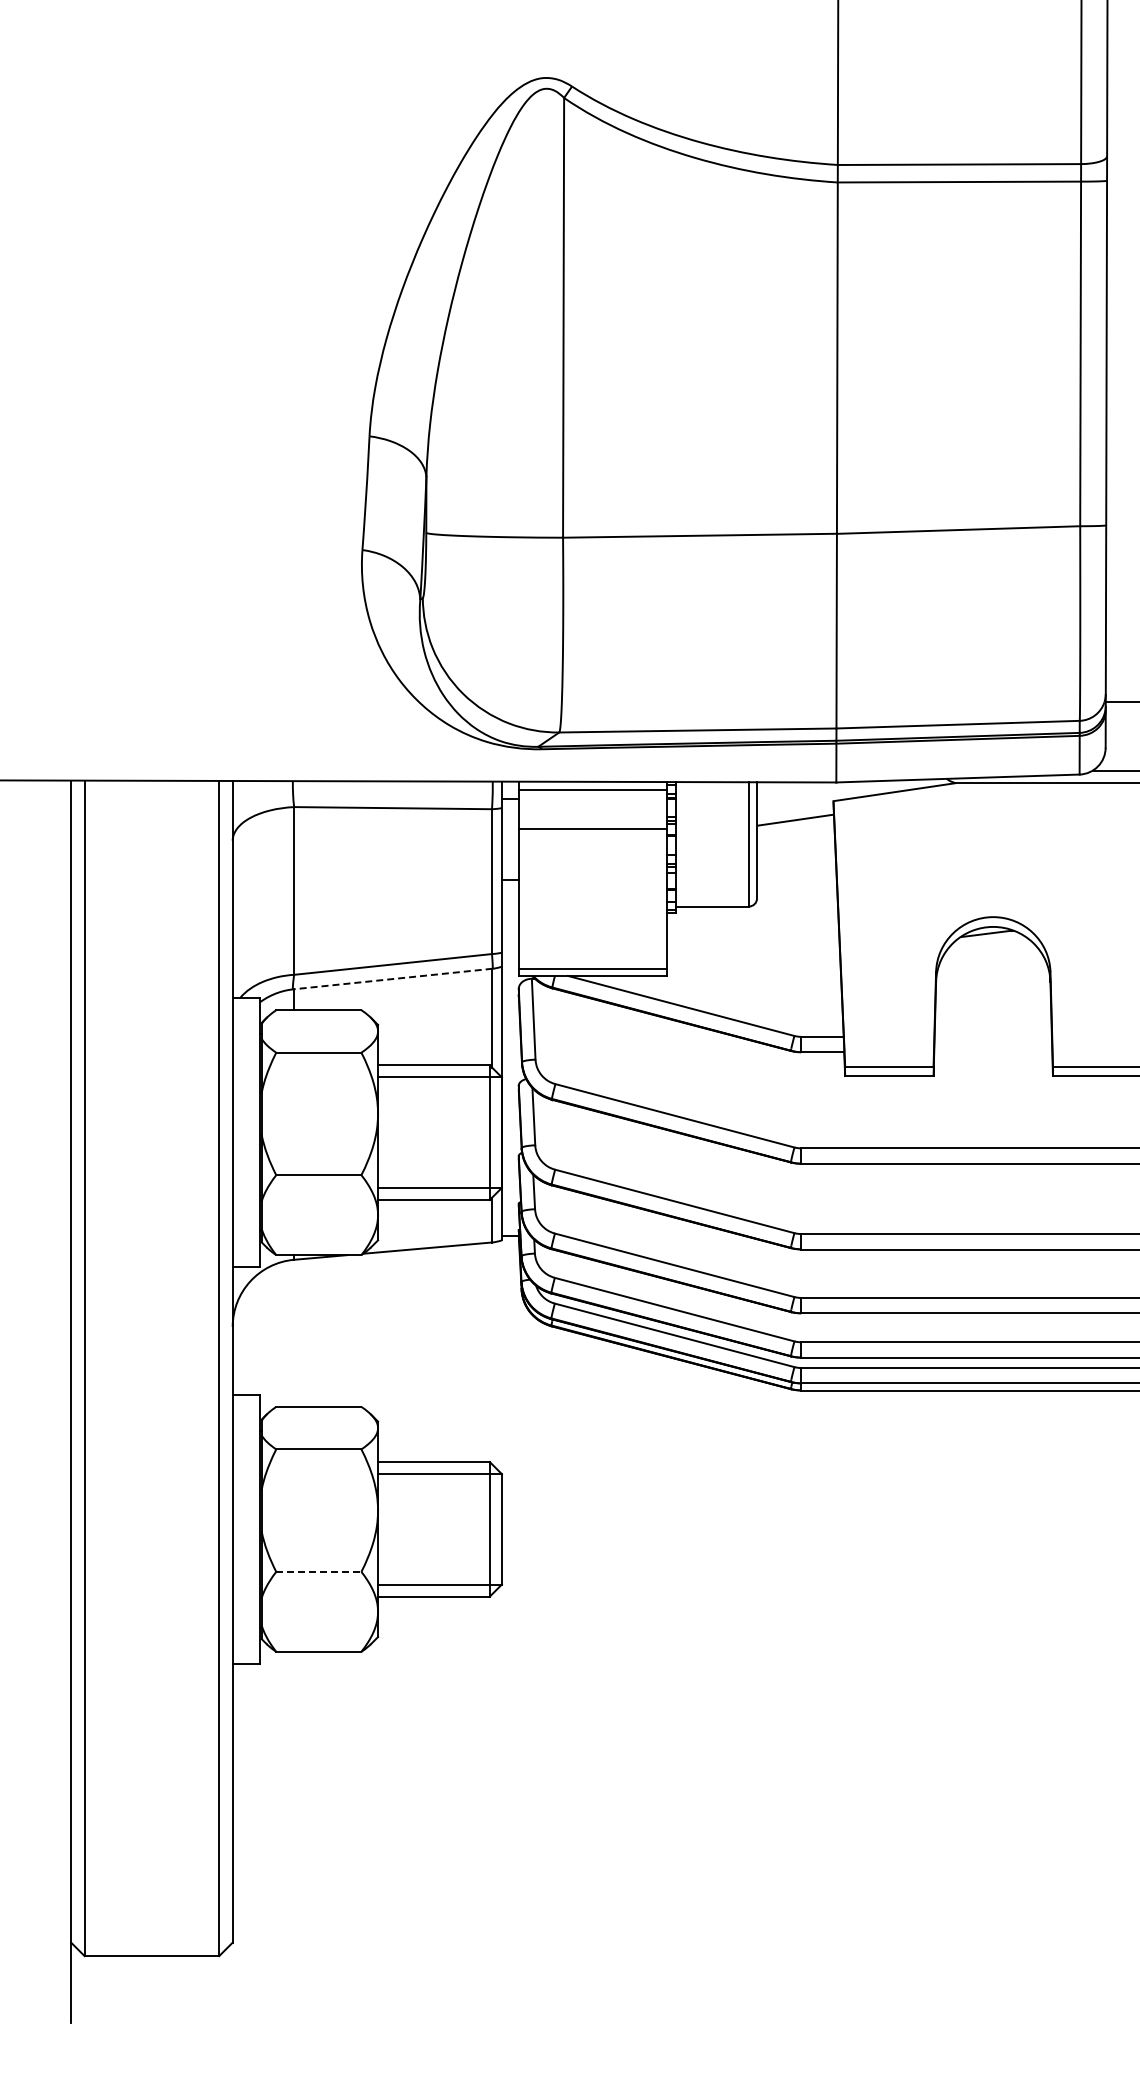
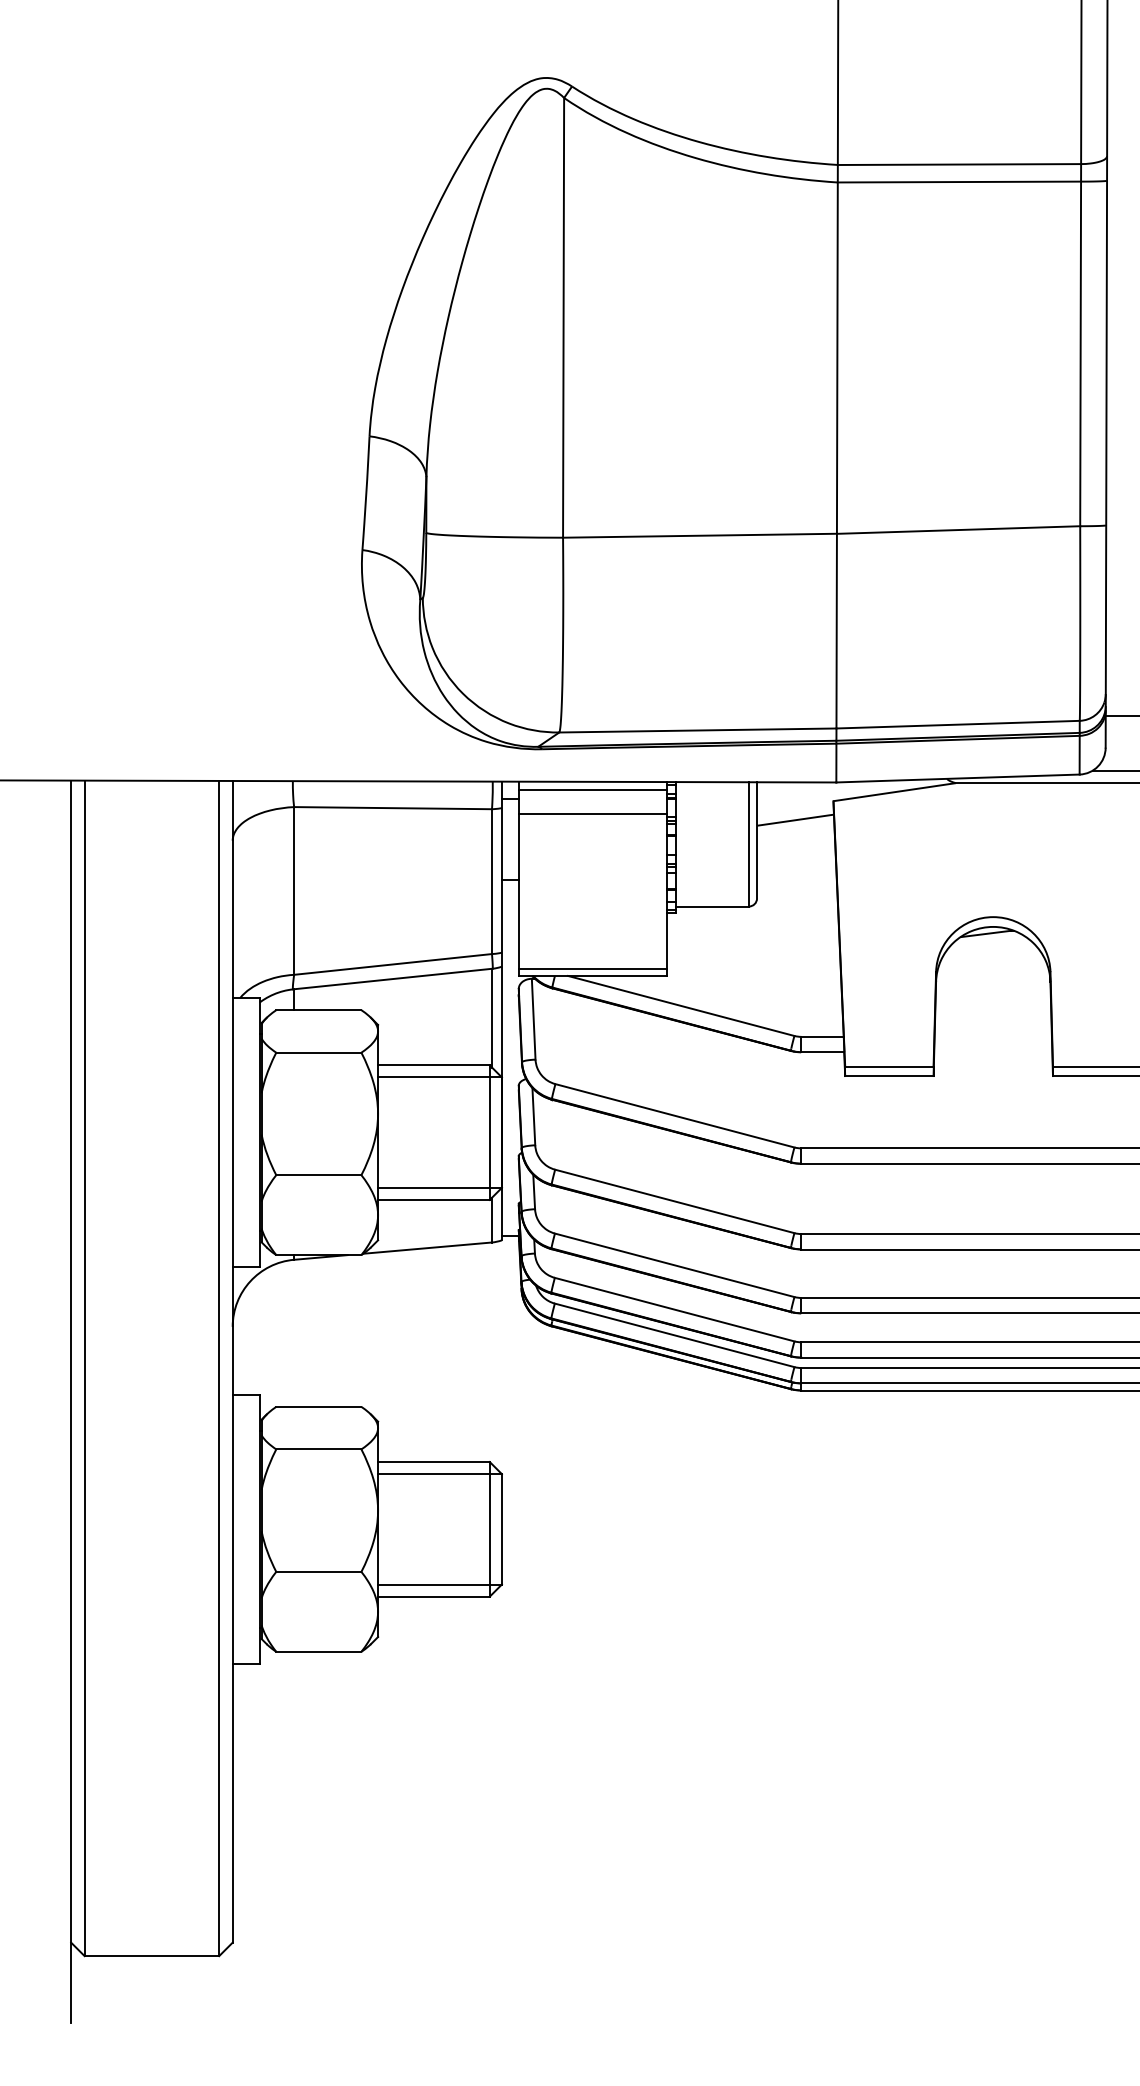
line position: (1120, 701) -> (1120, 715) (1120, 715)
line position: (592, 828) -> (592, 813) (592, 813)
line: dashed -> solid (392, 979)
line: dashed -> solid (318, 1571)
